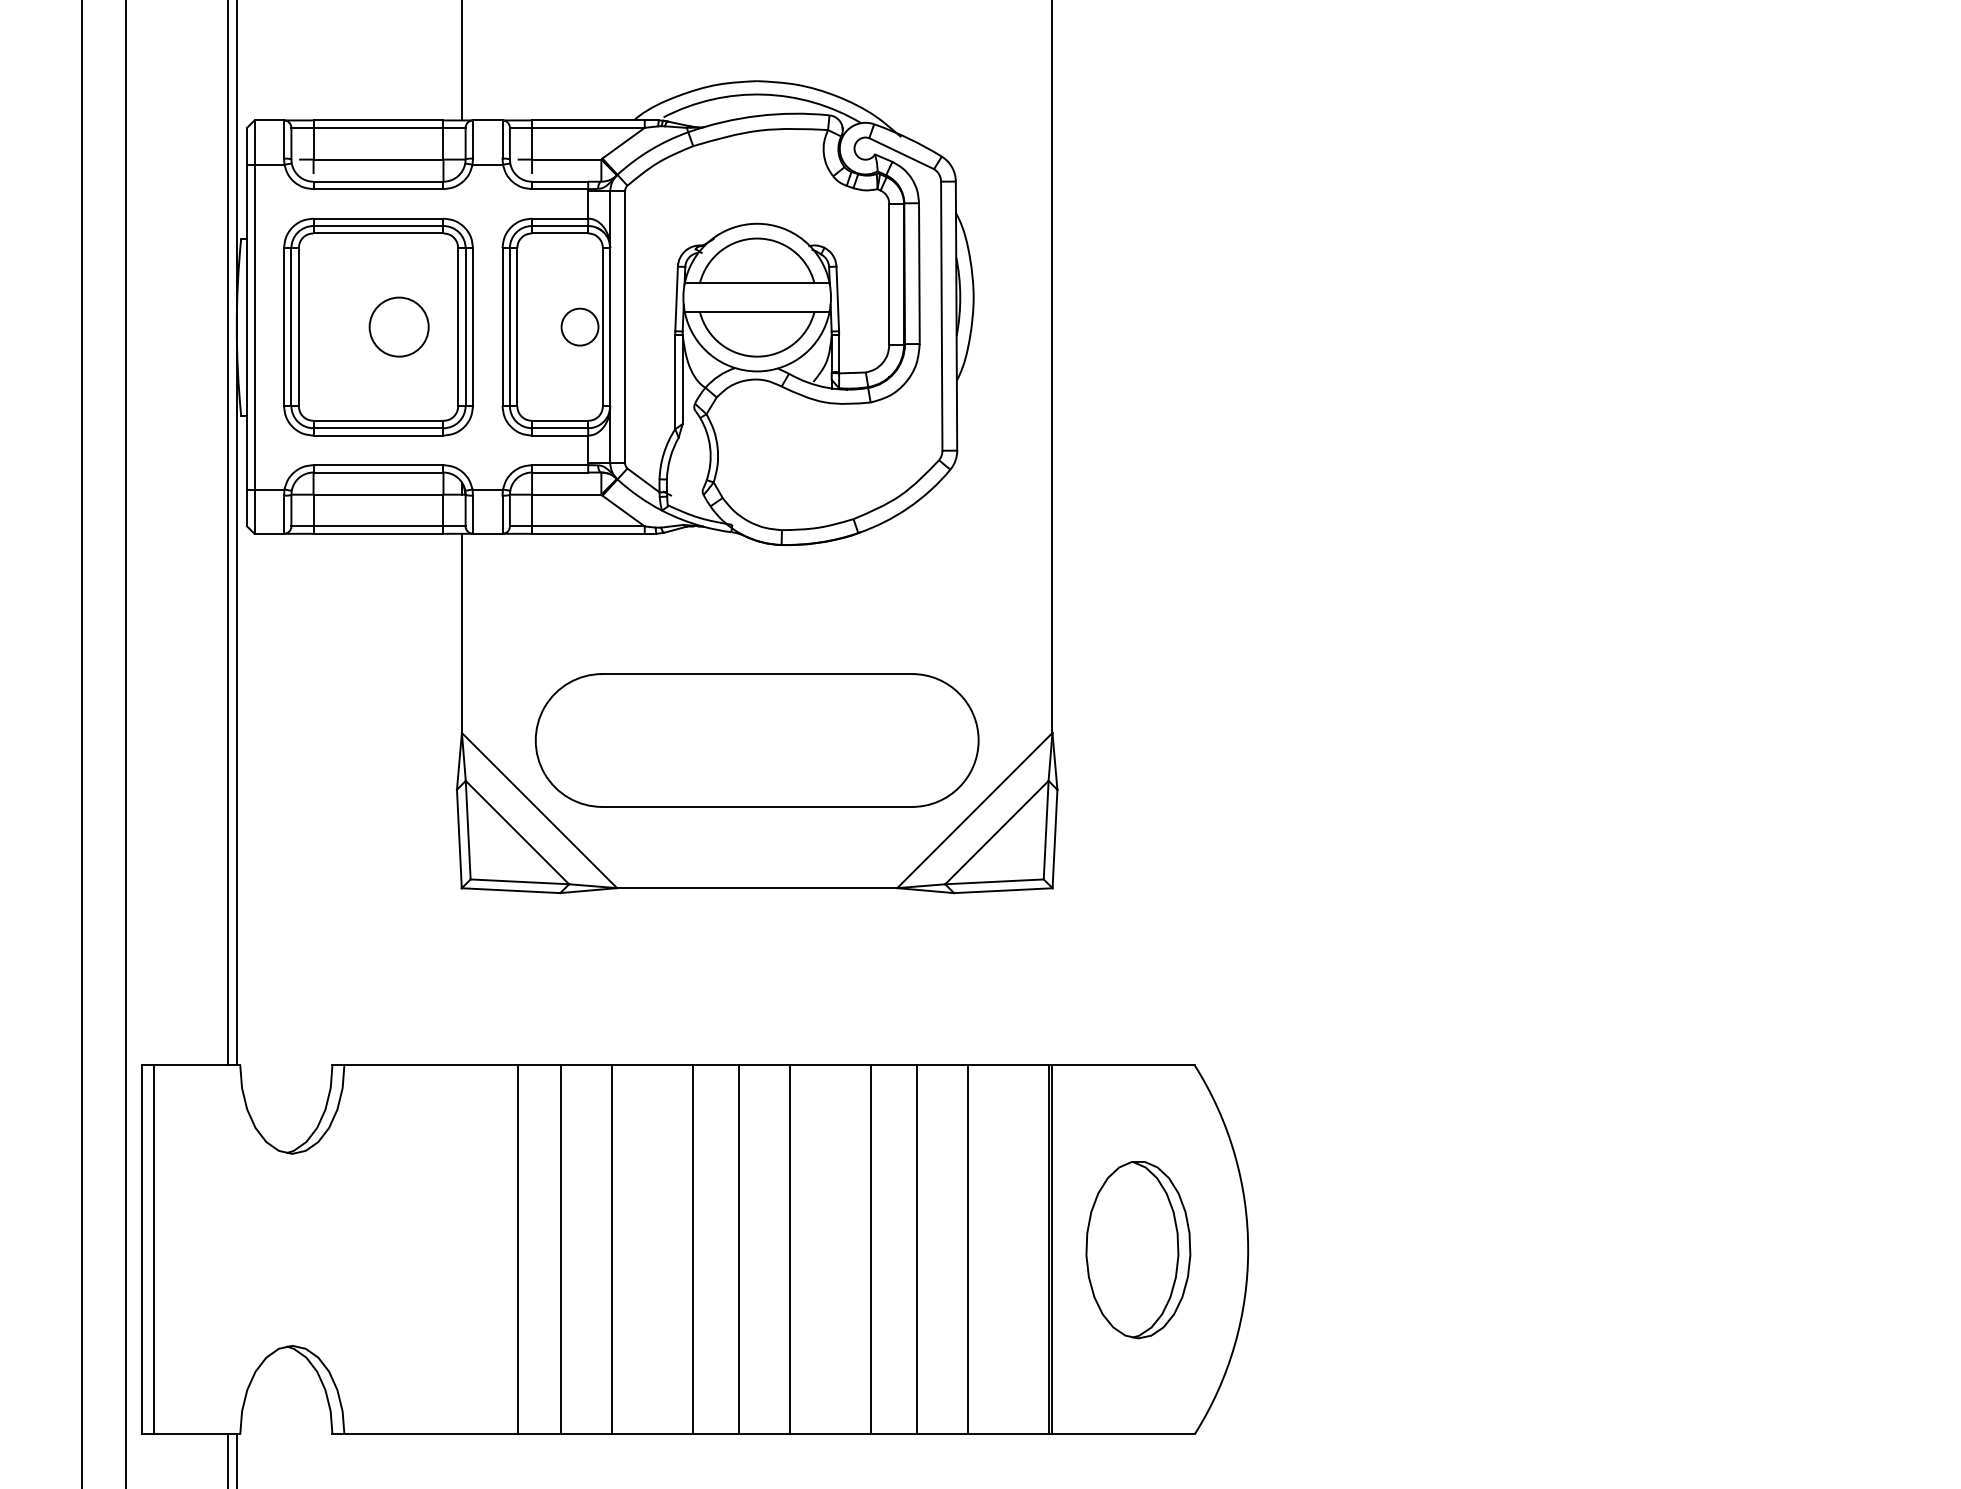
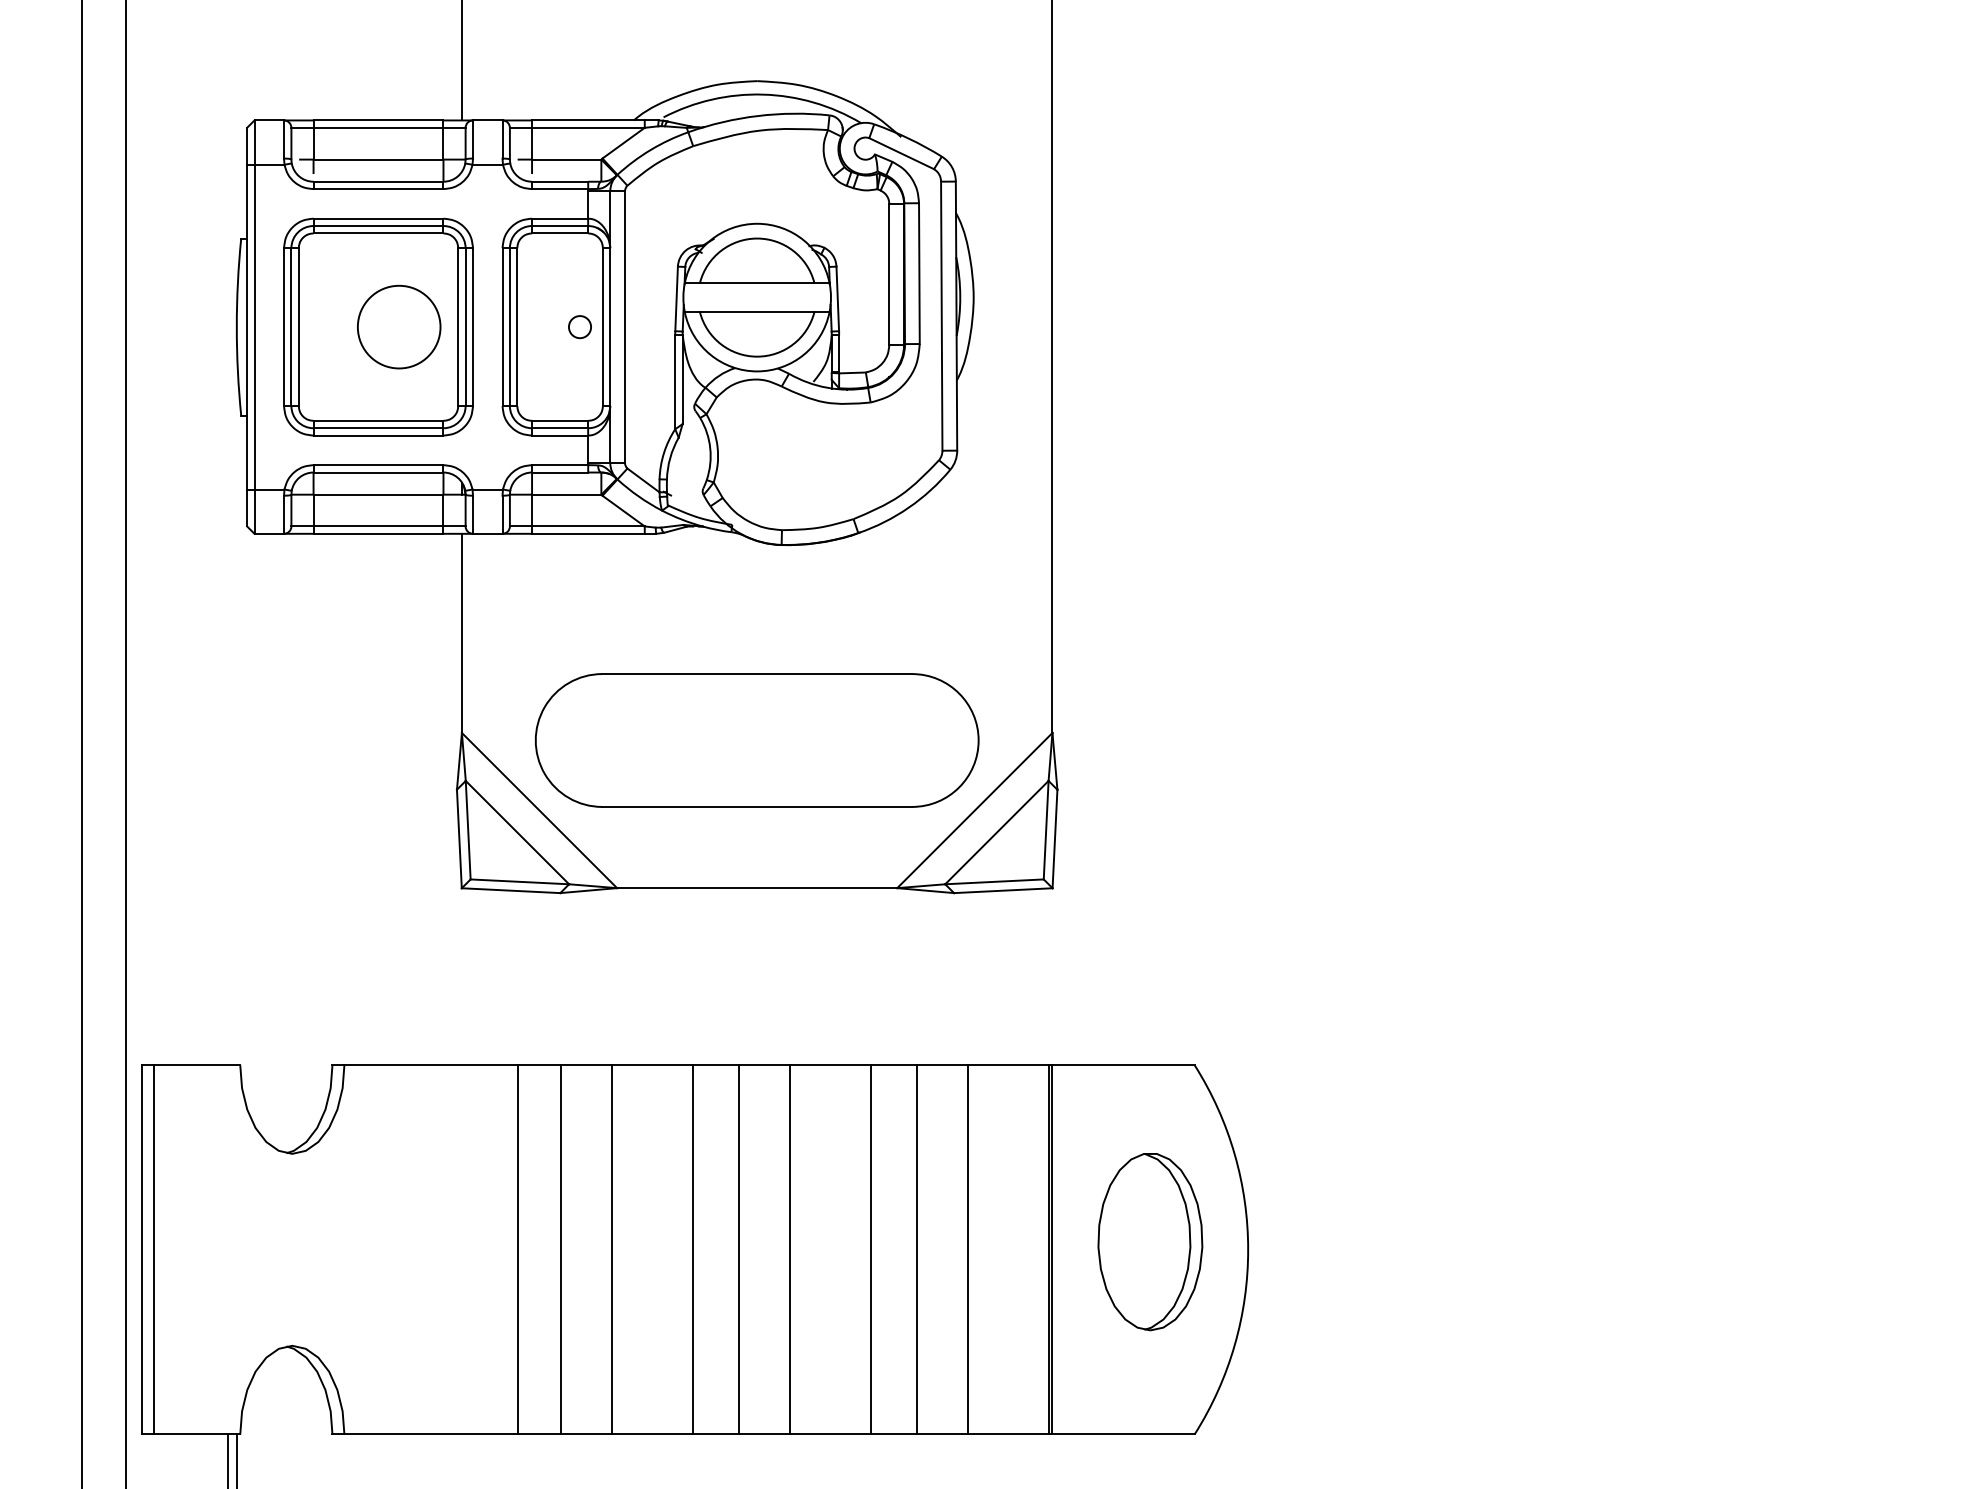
circle diameter: 59 px -> 83 px (398, 326)
circle diameter: 37 px -> 22 px (579, 327)
line: present -> none (228, 533)
line: present -> none (236, 533)
part position: (1138, 1250) -> (1150, 1242) (1150, 1242)
